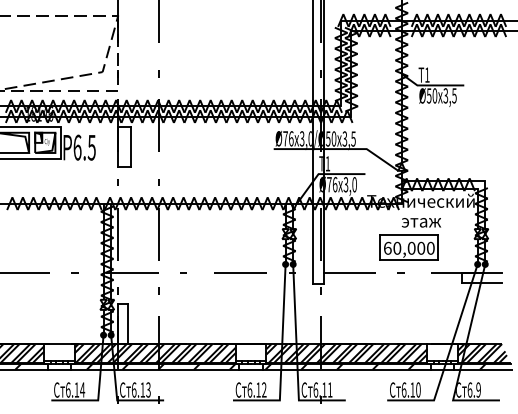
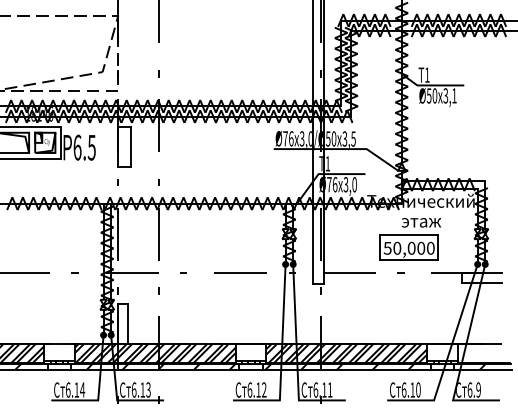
text: 3,5 -> 3,1 (454, 95)
text: 60,000 -> 50,000 (387, 247)
hatch: present -> none (483, 353)
